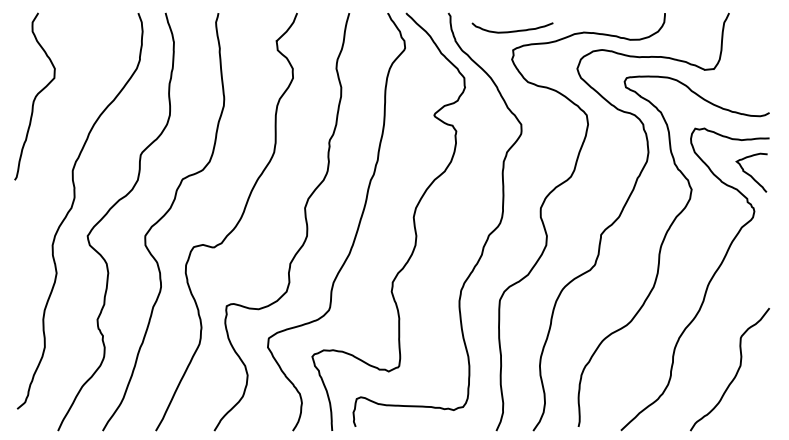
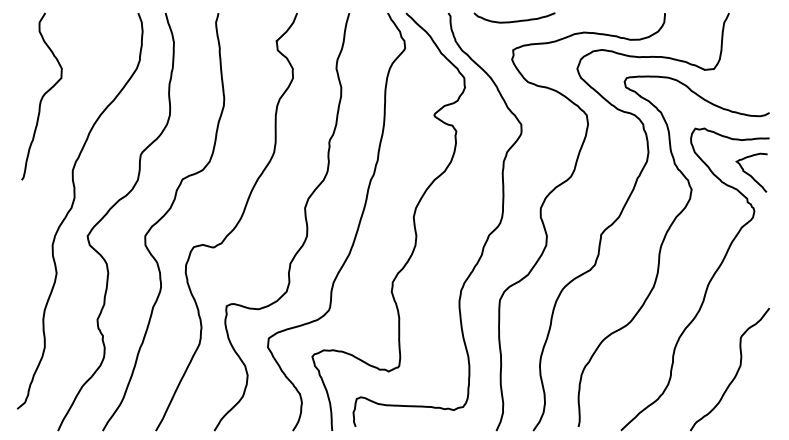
curve position: (512, 30) -> (514, 20) (514, 20)
curve position: (35, 96) -> (42, 96) (42, 96)
